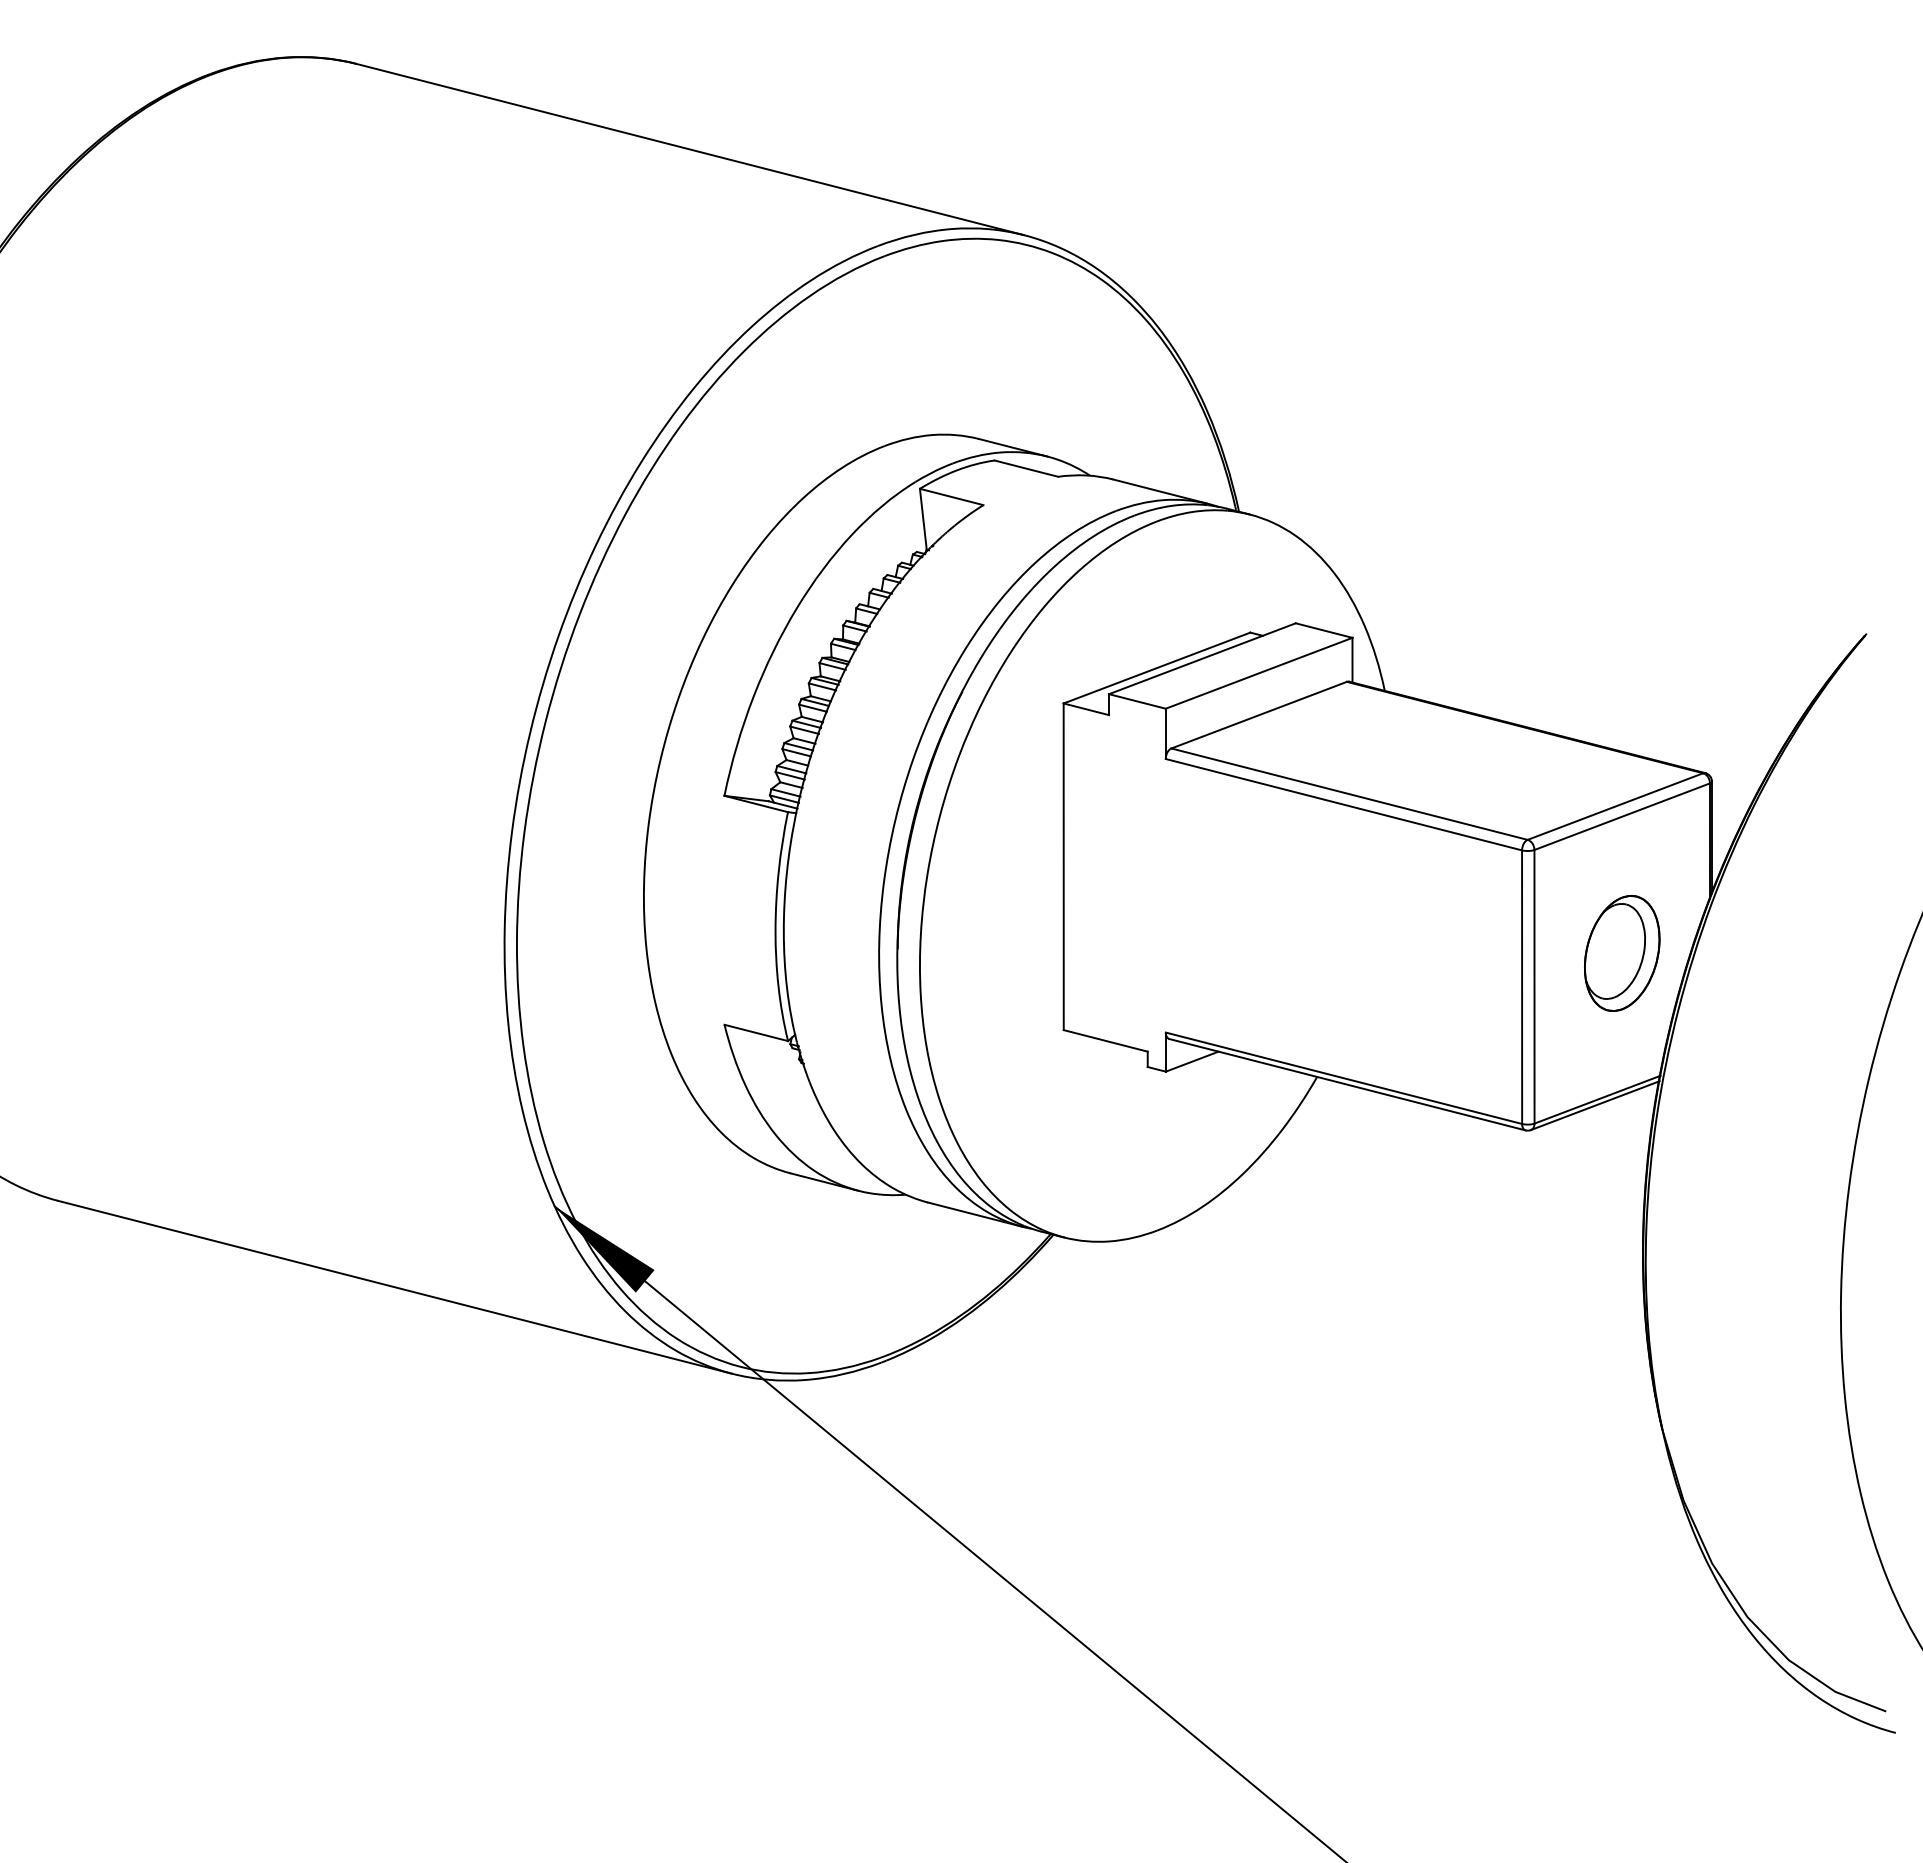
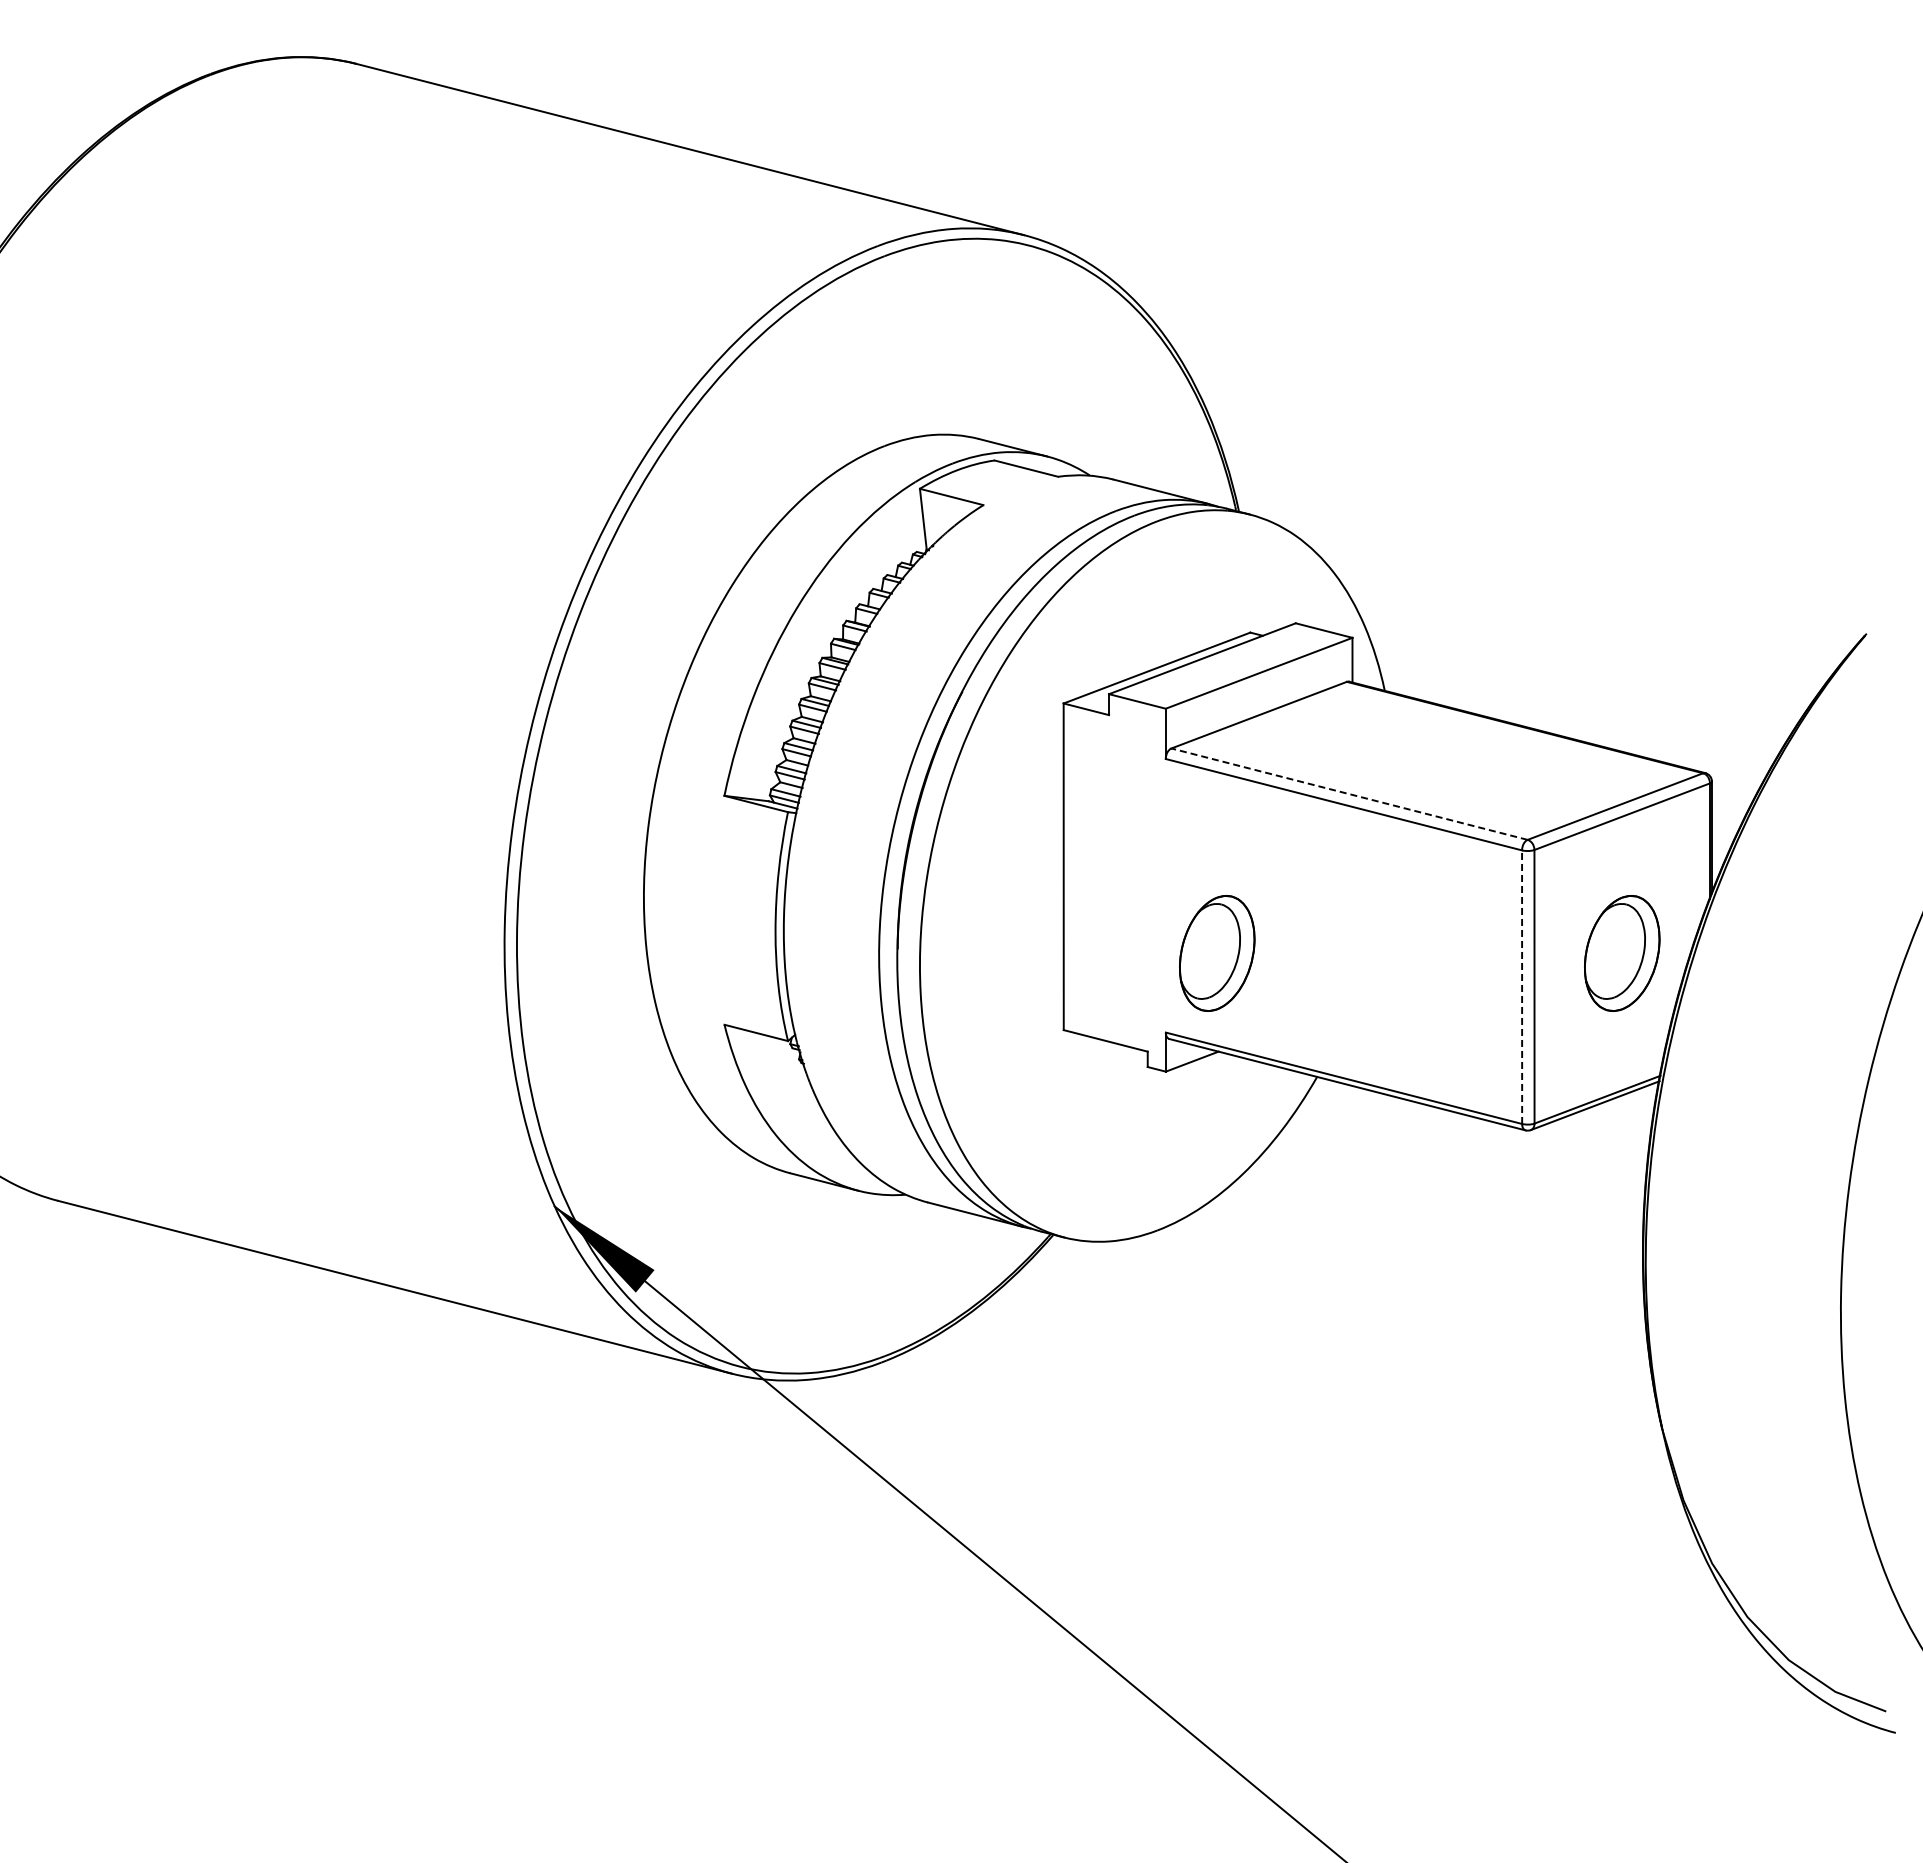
line: solid -> dashed (1349, 794)
part: none -> present (1217, 953)
line: solid -> dashed (1522, 987)
